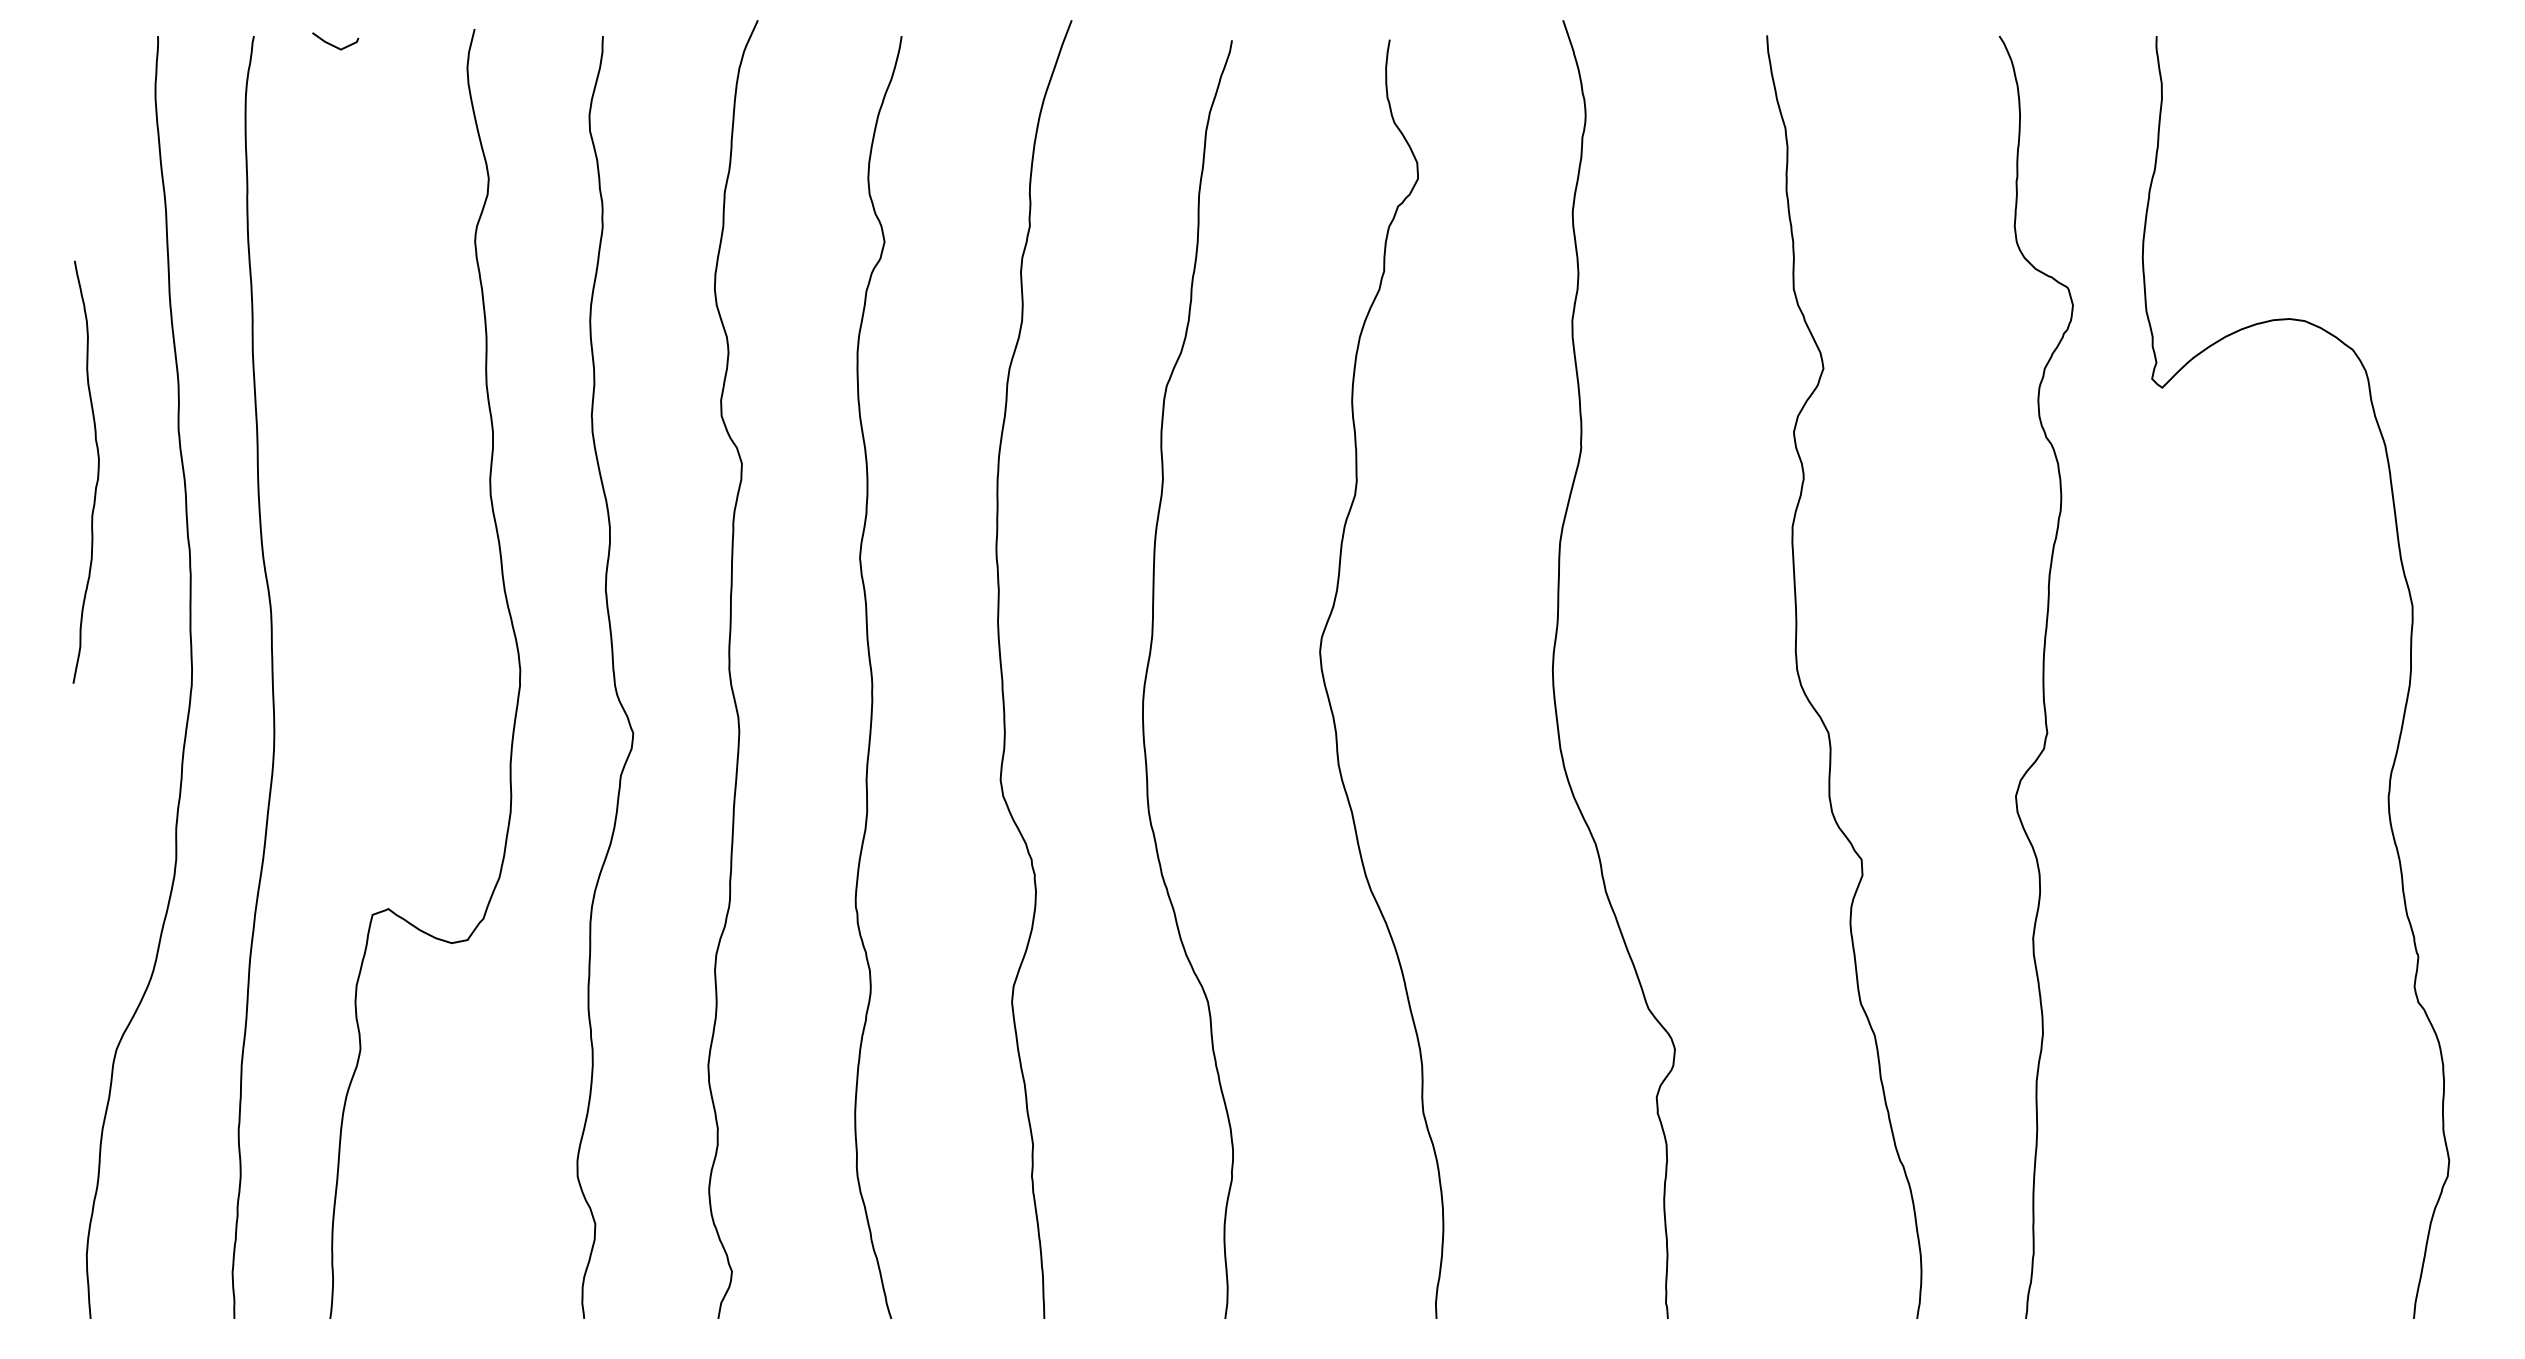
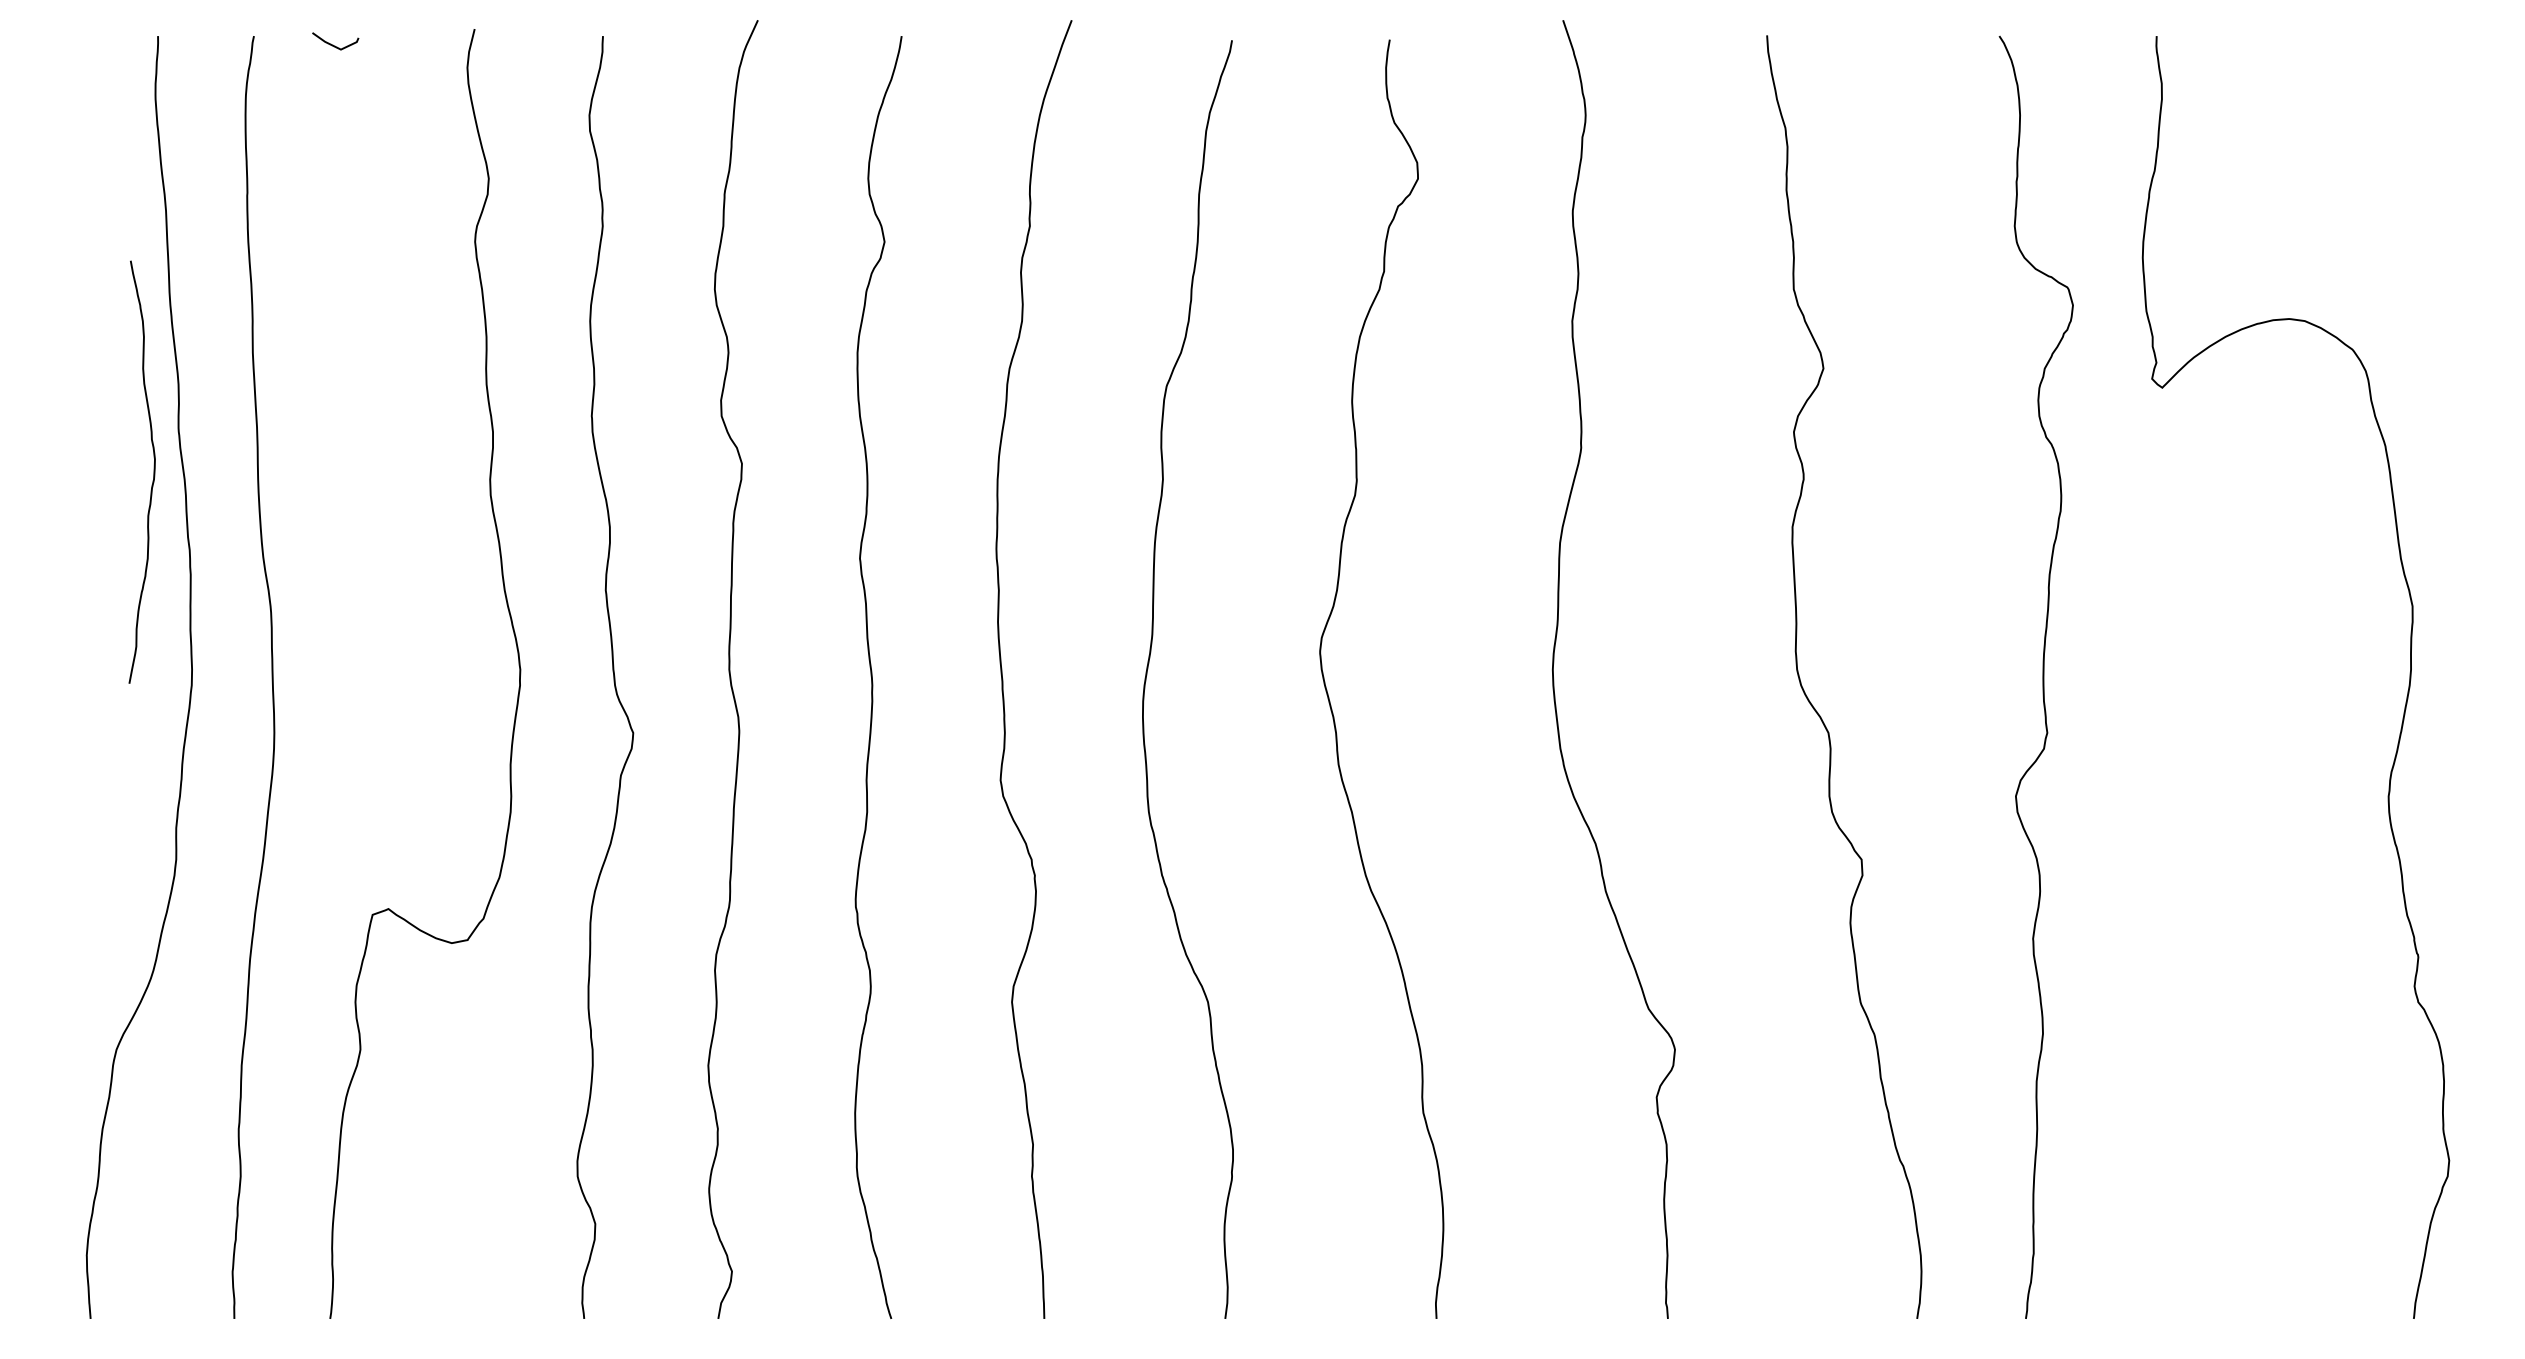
curve position: (97, 471) -> (153, 471) (153, 471)
